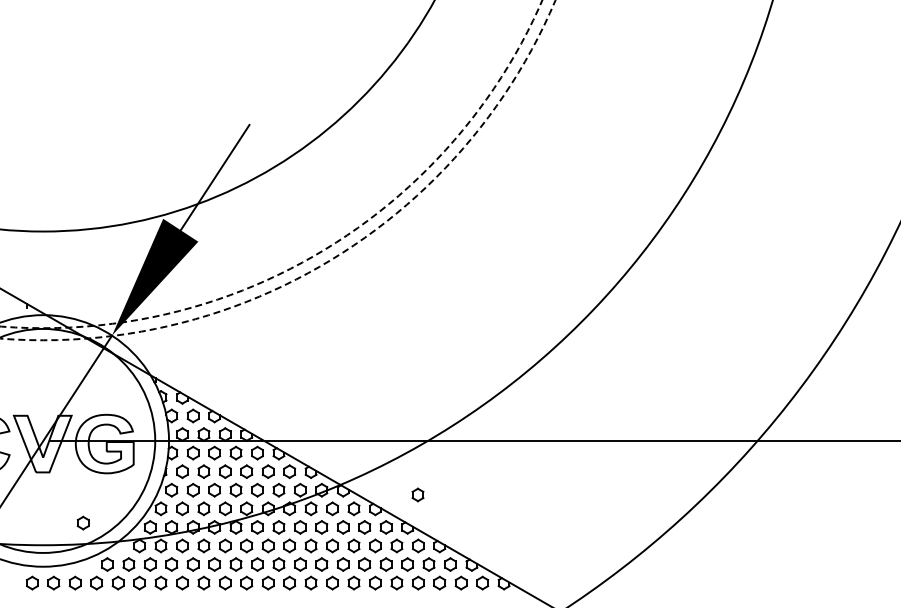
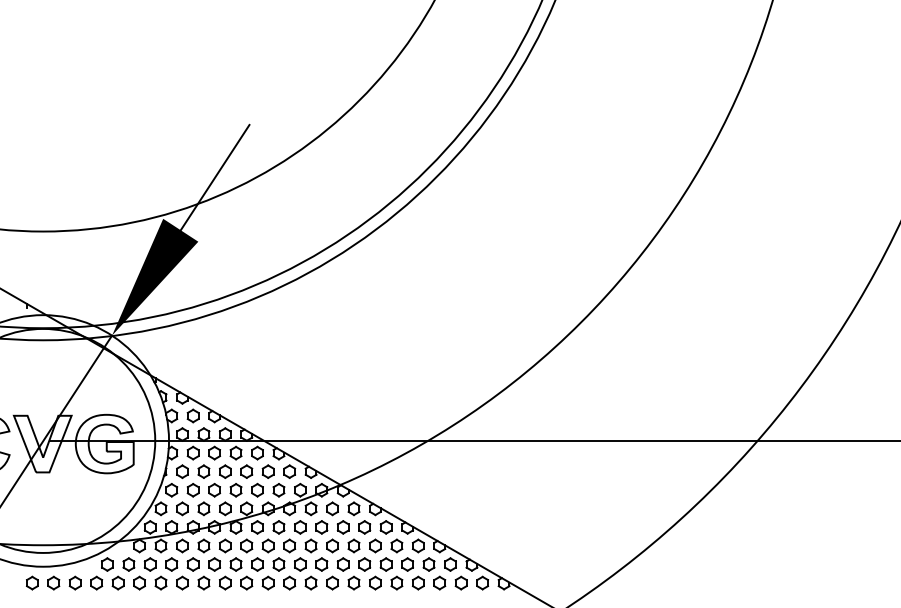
circle: dashed -> solid (271, 164)
circle: dashed -> solid (277, 170)
part: present -> none (417, 494)
part: present -> none (82, 522)
